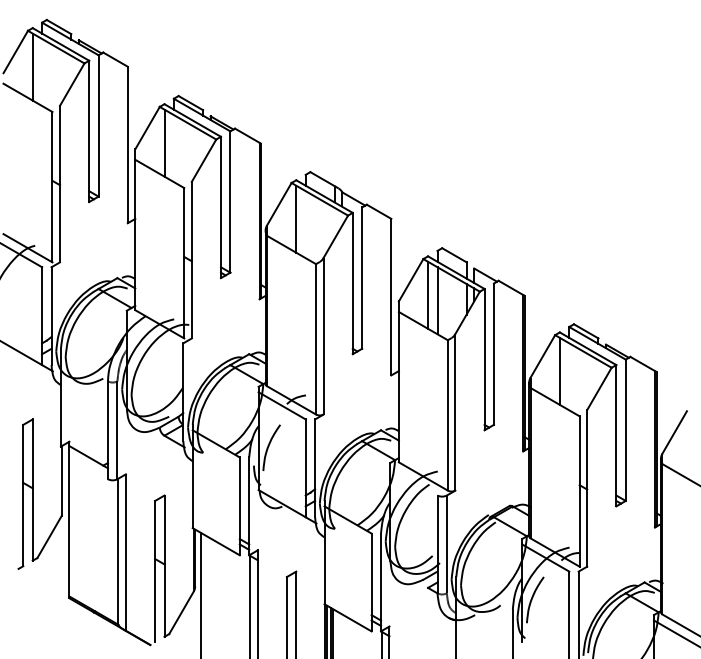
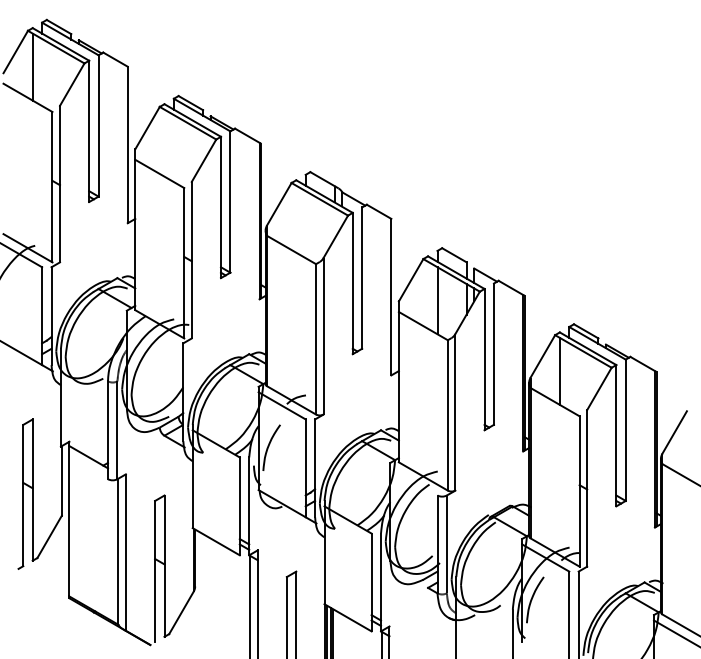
line: present -> none (164, 142)
line: present -> none (296, 218)
line: present -> none (428, 294)
line: present -> none (201, 594)
